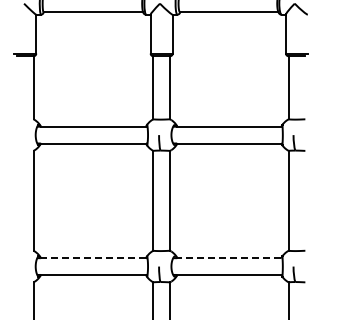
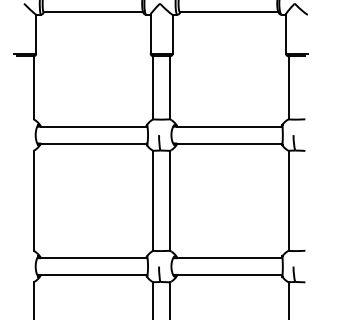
line: dashed -> solid (93, 258)
line: dashed -> solid (228, 258)
